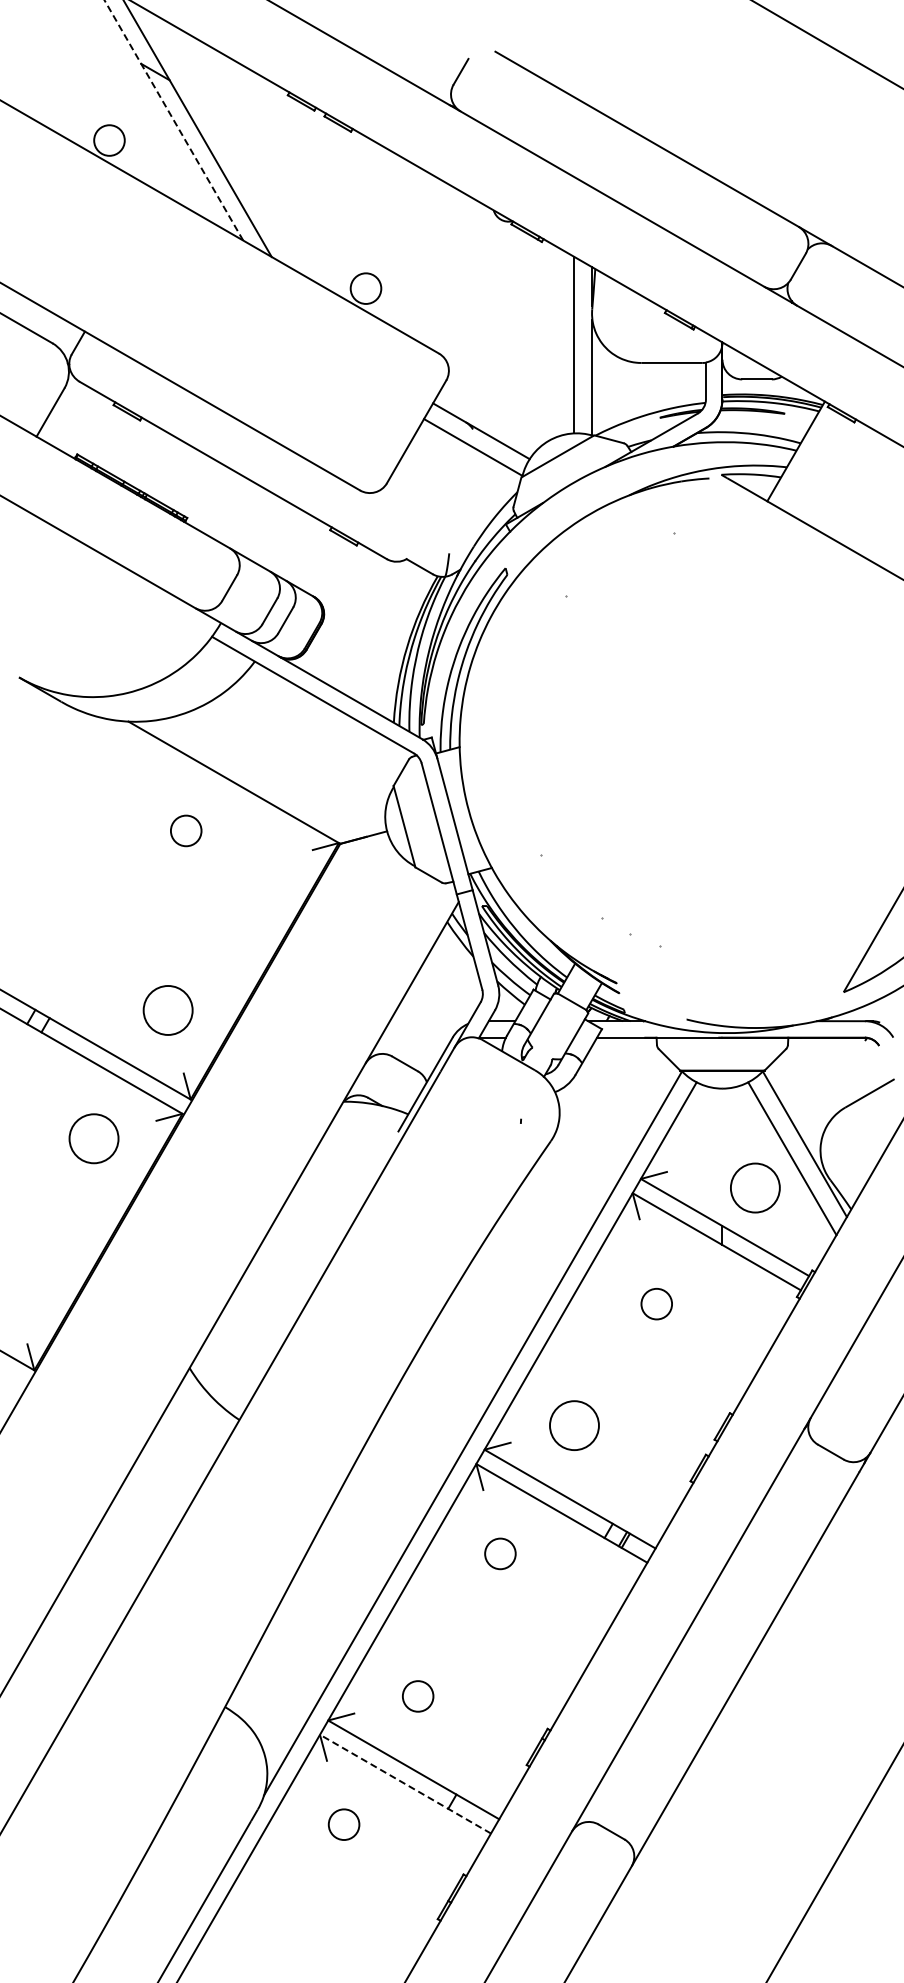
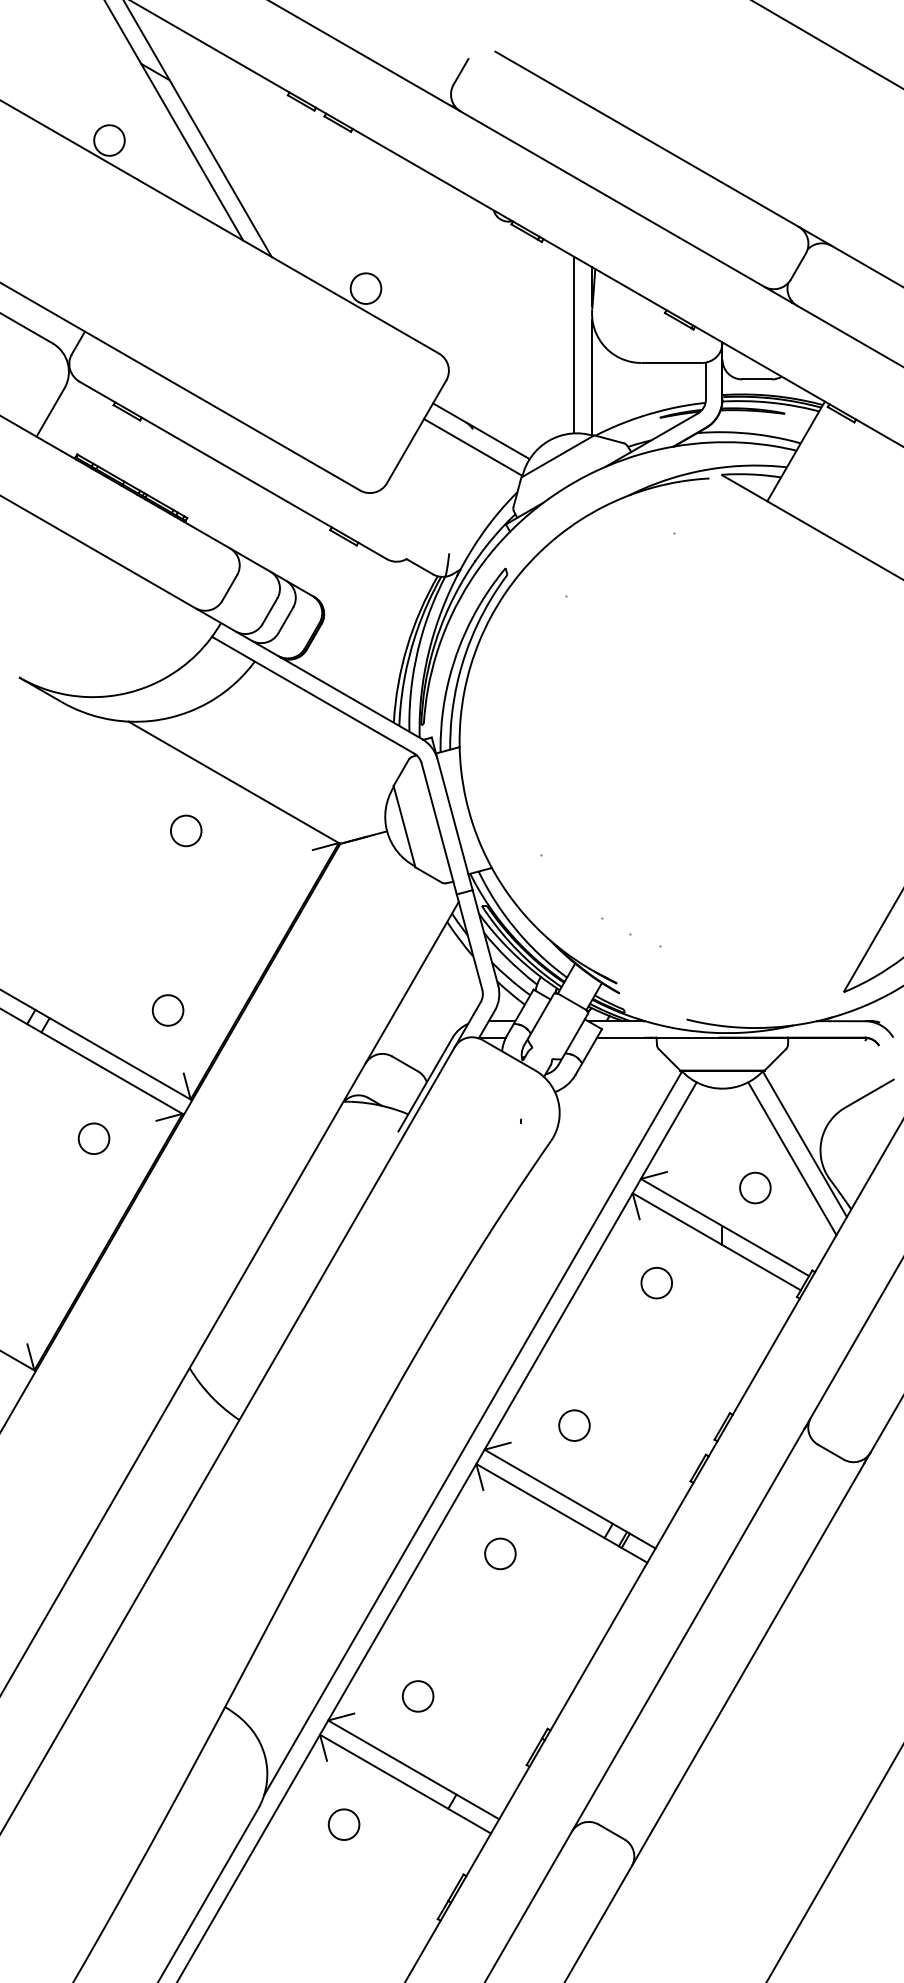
line: dashed -> solid (173, 120)
circle size: 52x51 px -> 34x33 px (167, 1010)
circle diameter: 49 px -> 31 px (93, 1138)
circle diameter: 49 px -> 31 px (755, 1187)
circle position: (656, 1304) -> (656, 1283) (656, 1283)
circle diameter: 49 px -> 31 px (574, 1425)
line: dashed -> solid (405, 1784)
